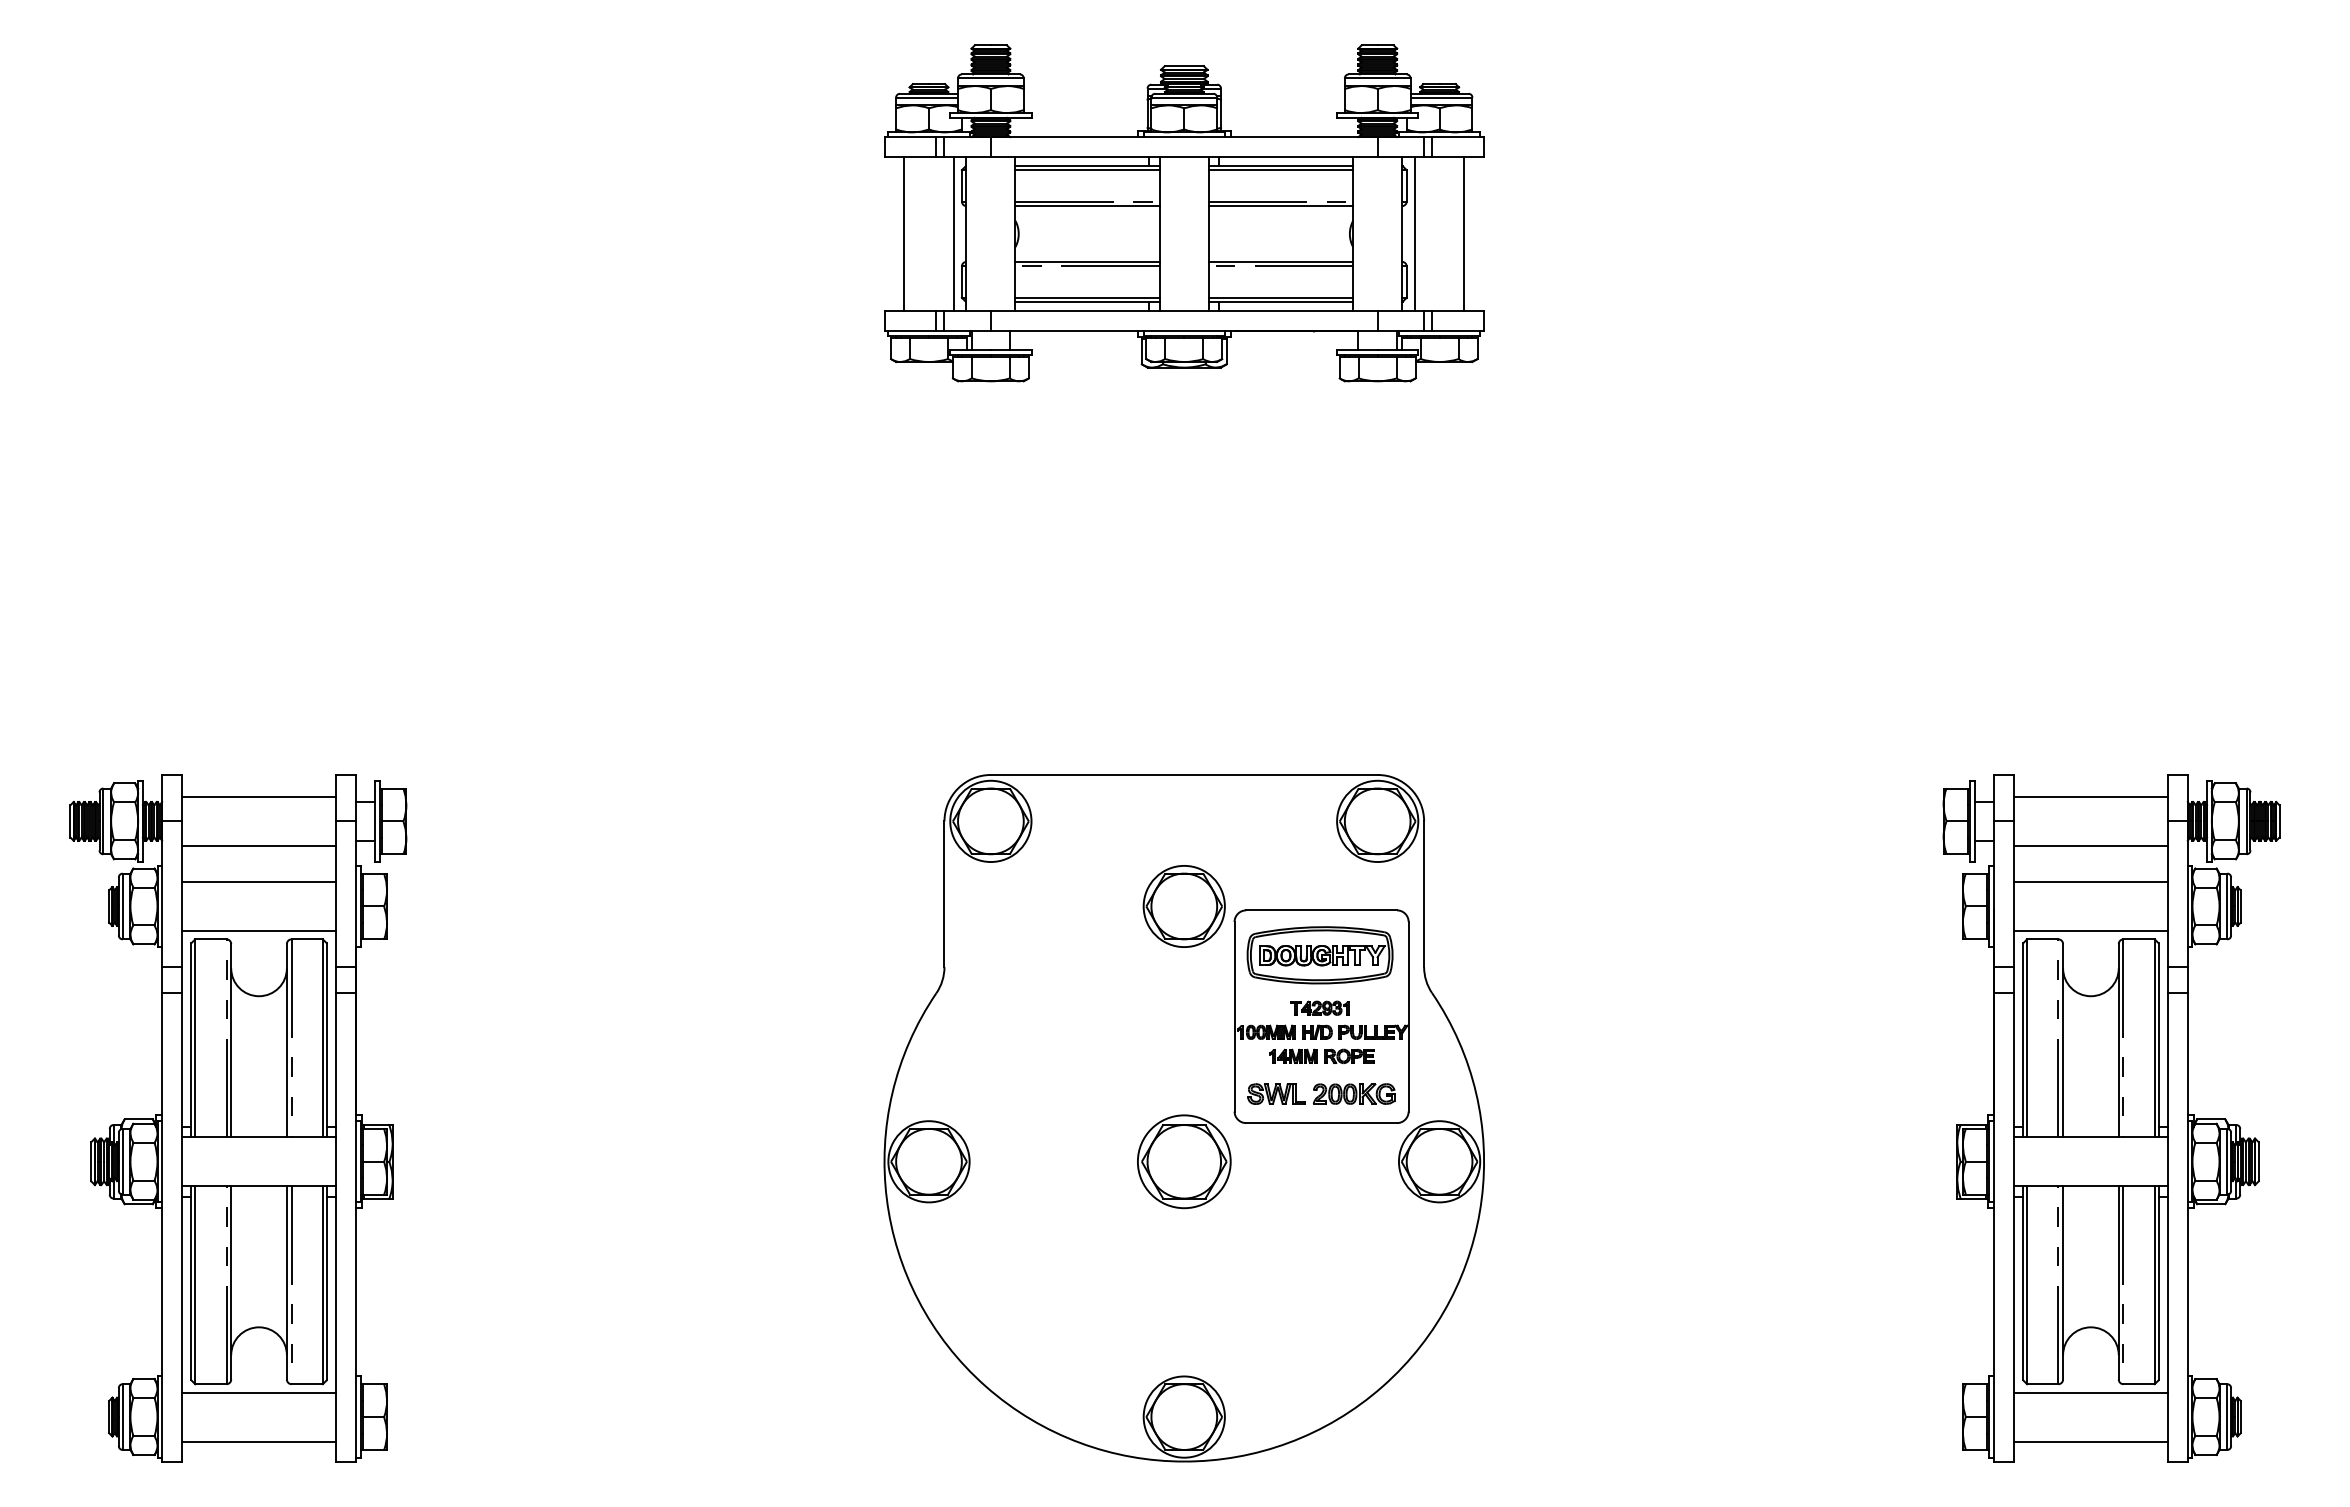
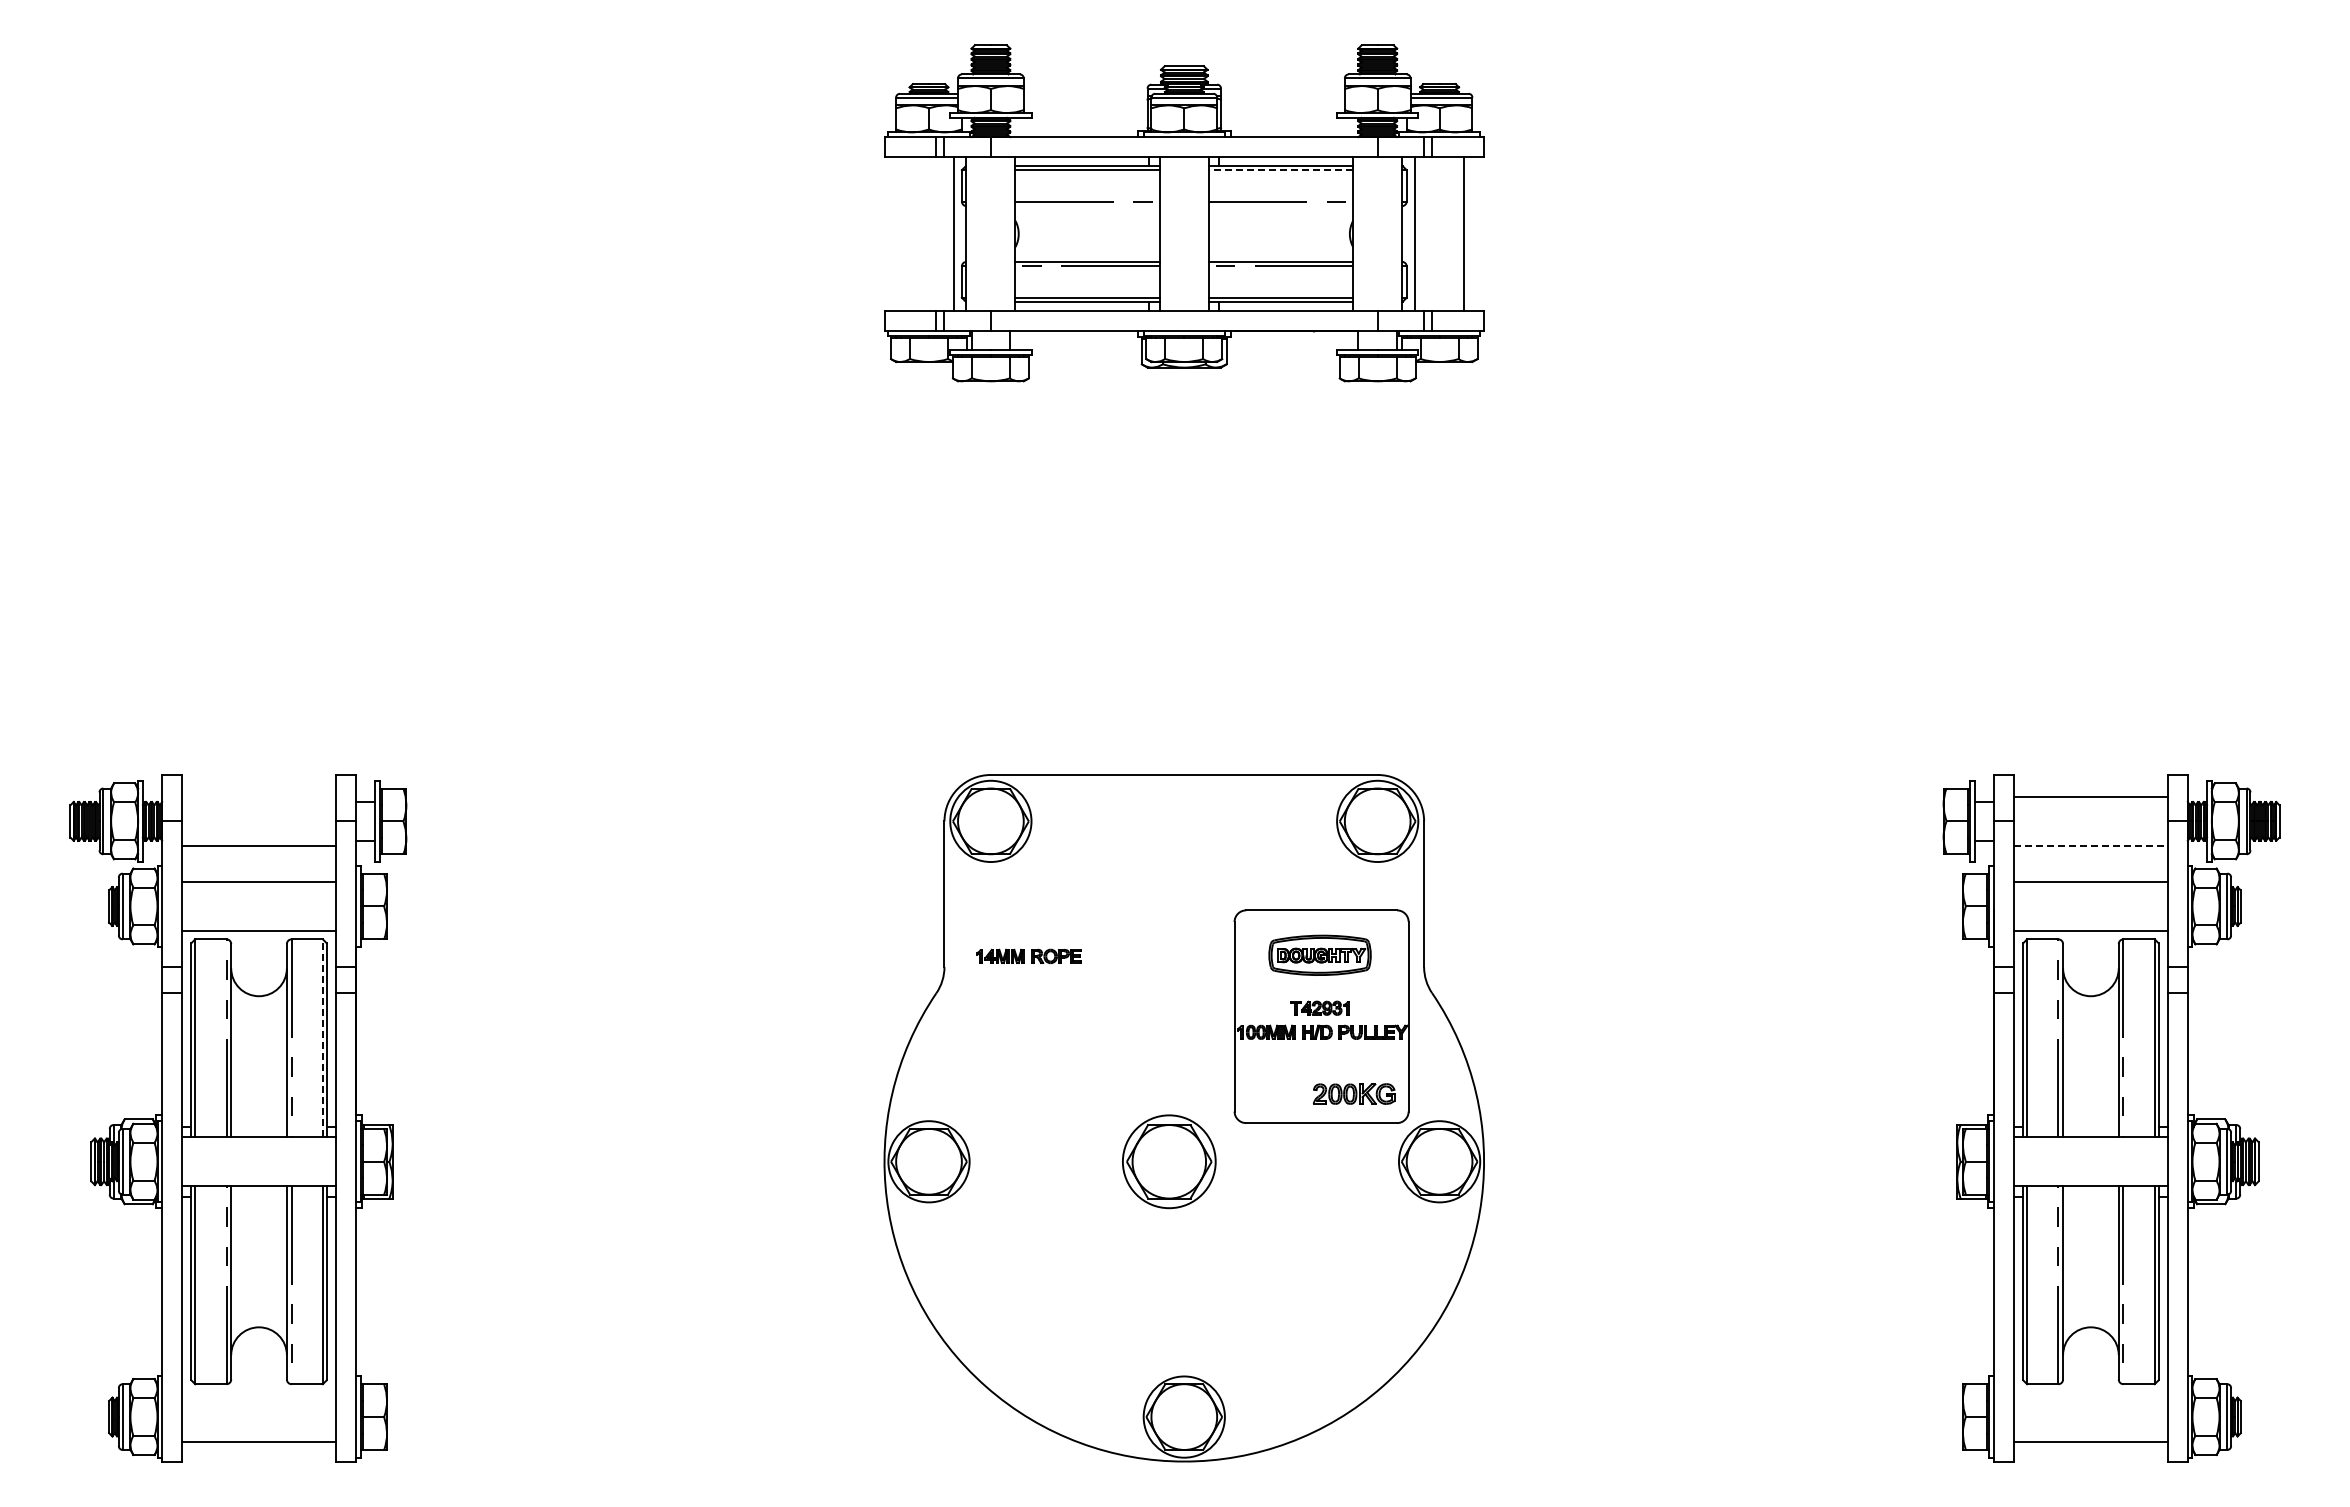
line: solid -> dashed (1280, 170)
line: present -> none (1087, 206)
line: present -> none (1280, 206)
line: present -> none (904, 233)
line: present -> none (258, 796)
line: solid -> dashed (2091, 845)
part: present -> none (1183, 906)
part size: 148x59 px -> 104x42 px (1319, 954)
line: solid -> dashed (322, 1038)
part position: (1321, 1055) -> (1028, 955) (1028, 955)
part: present -> none (1276, 1093)
part position: (1184, 1161) -> (1169, 1161) (1169, 1161)
line: present -> none (258, 1392)
line: present -> none (2090, 1392)
